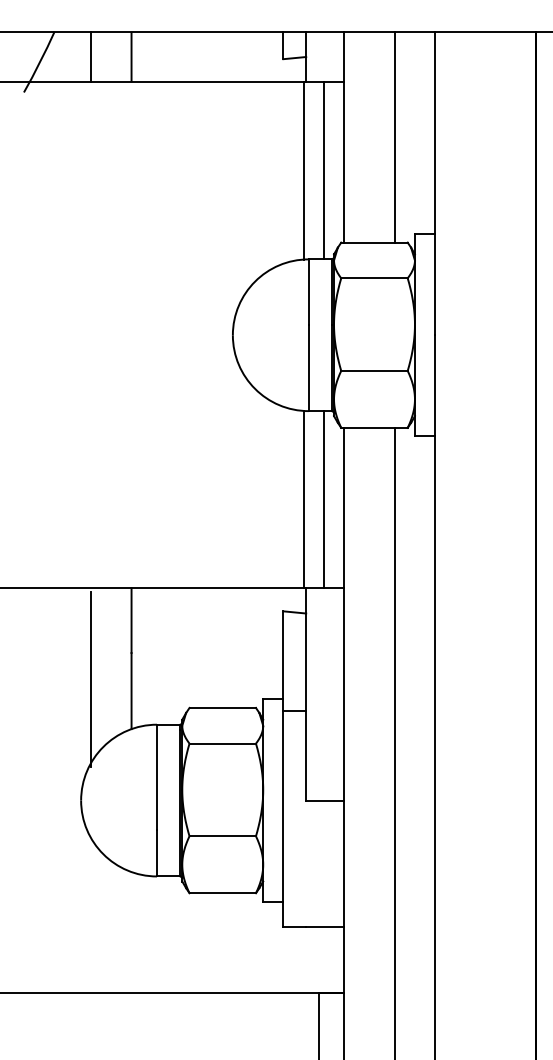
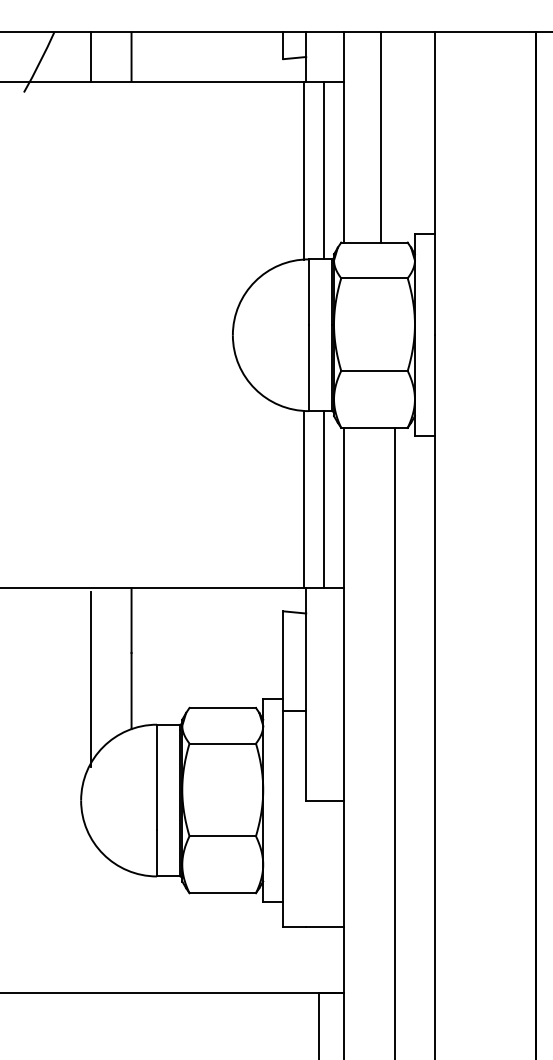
line position: (394, 136) -> (380, 136) (380, 136)
